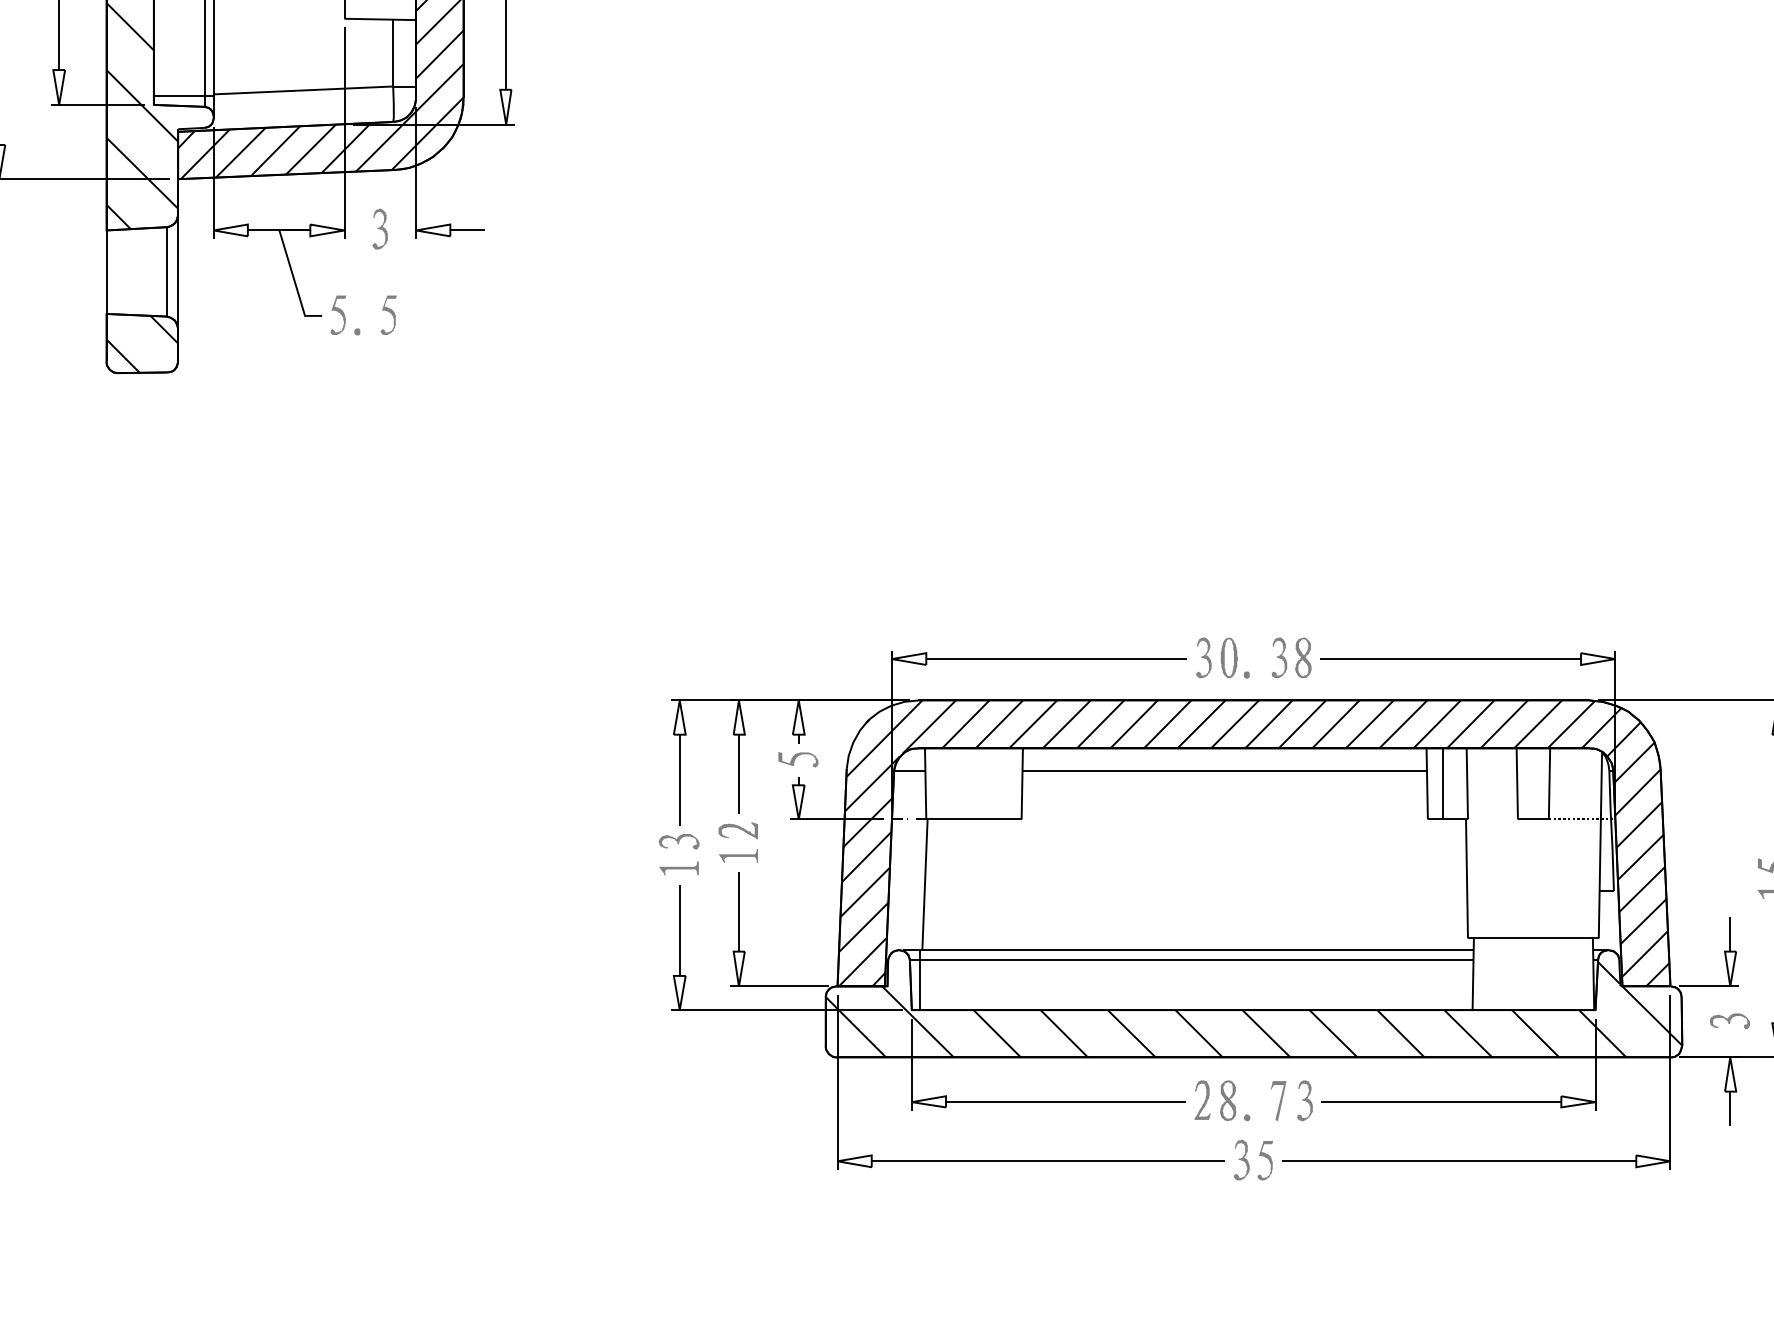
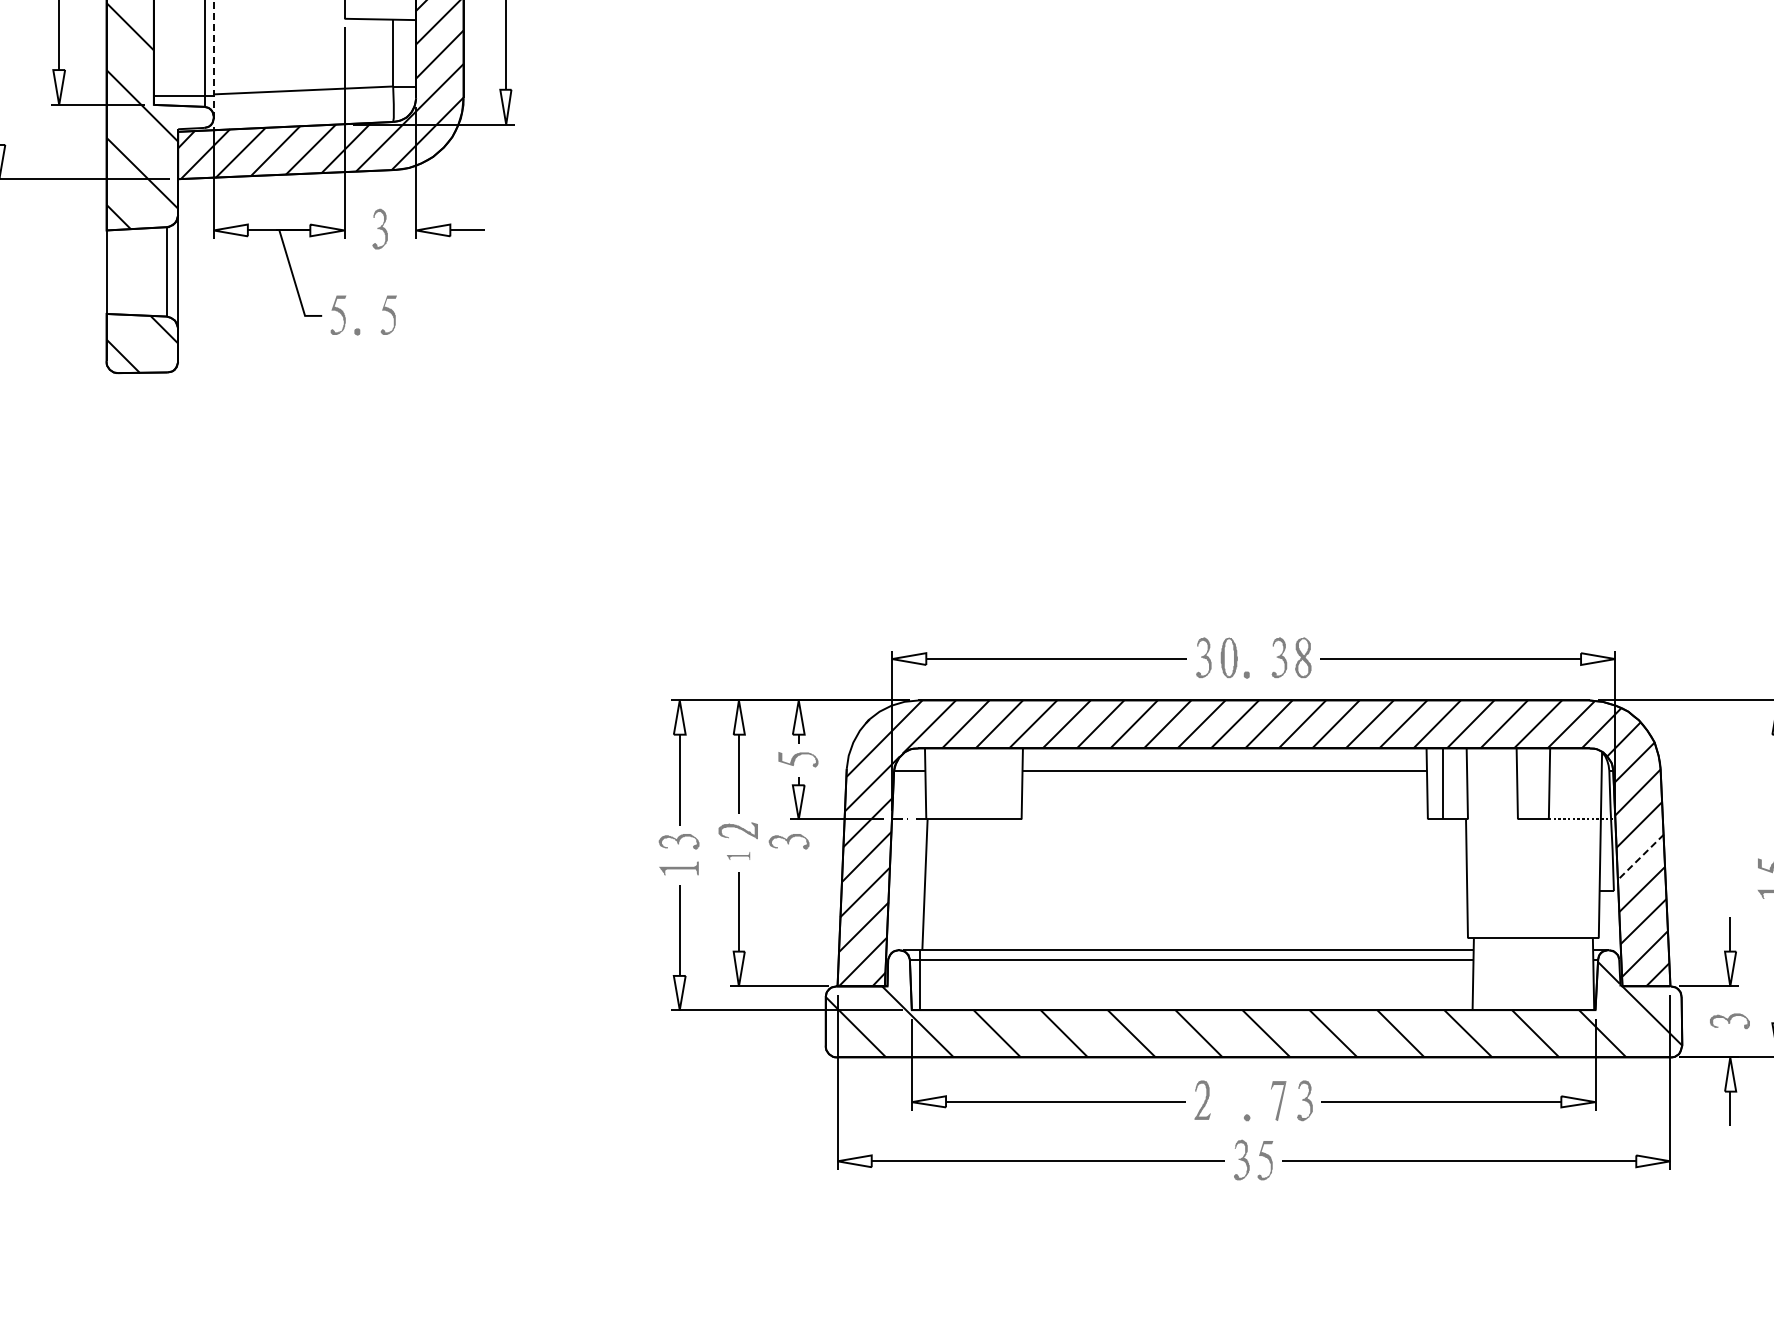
line: solid -> dashed (213, 59)
part: none -> present (788, 841)
part size: 39x14 px -> 23x8 px (738, 855)
line: solid -> dashed (1640, 857)
part: present -> none (1228, 1100)
